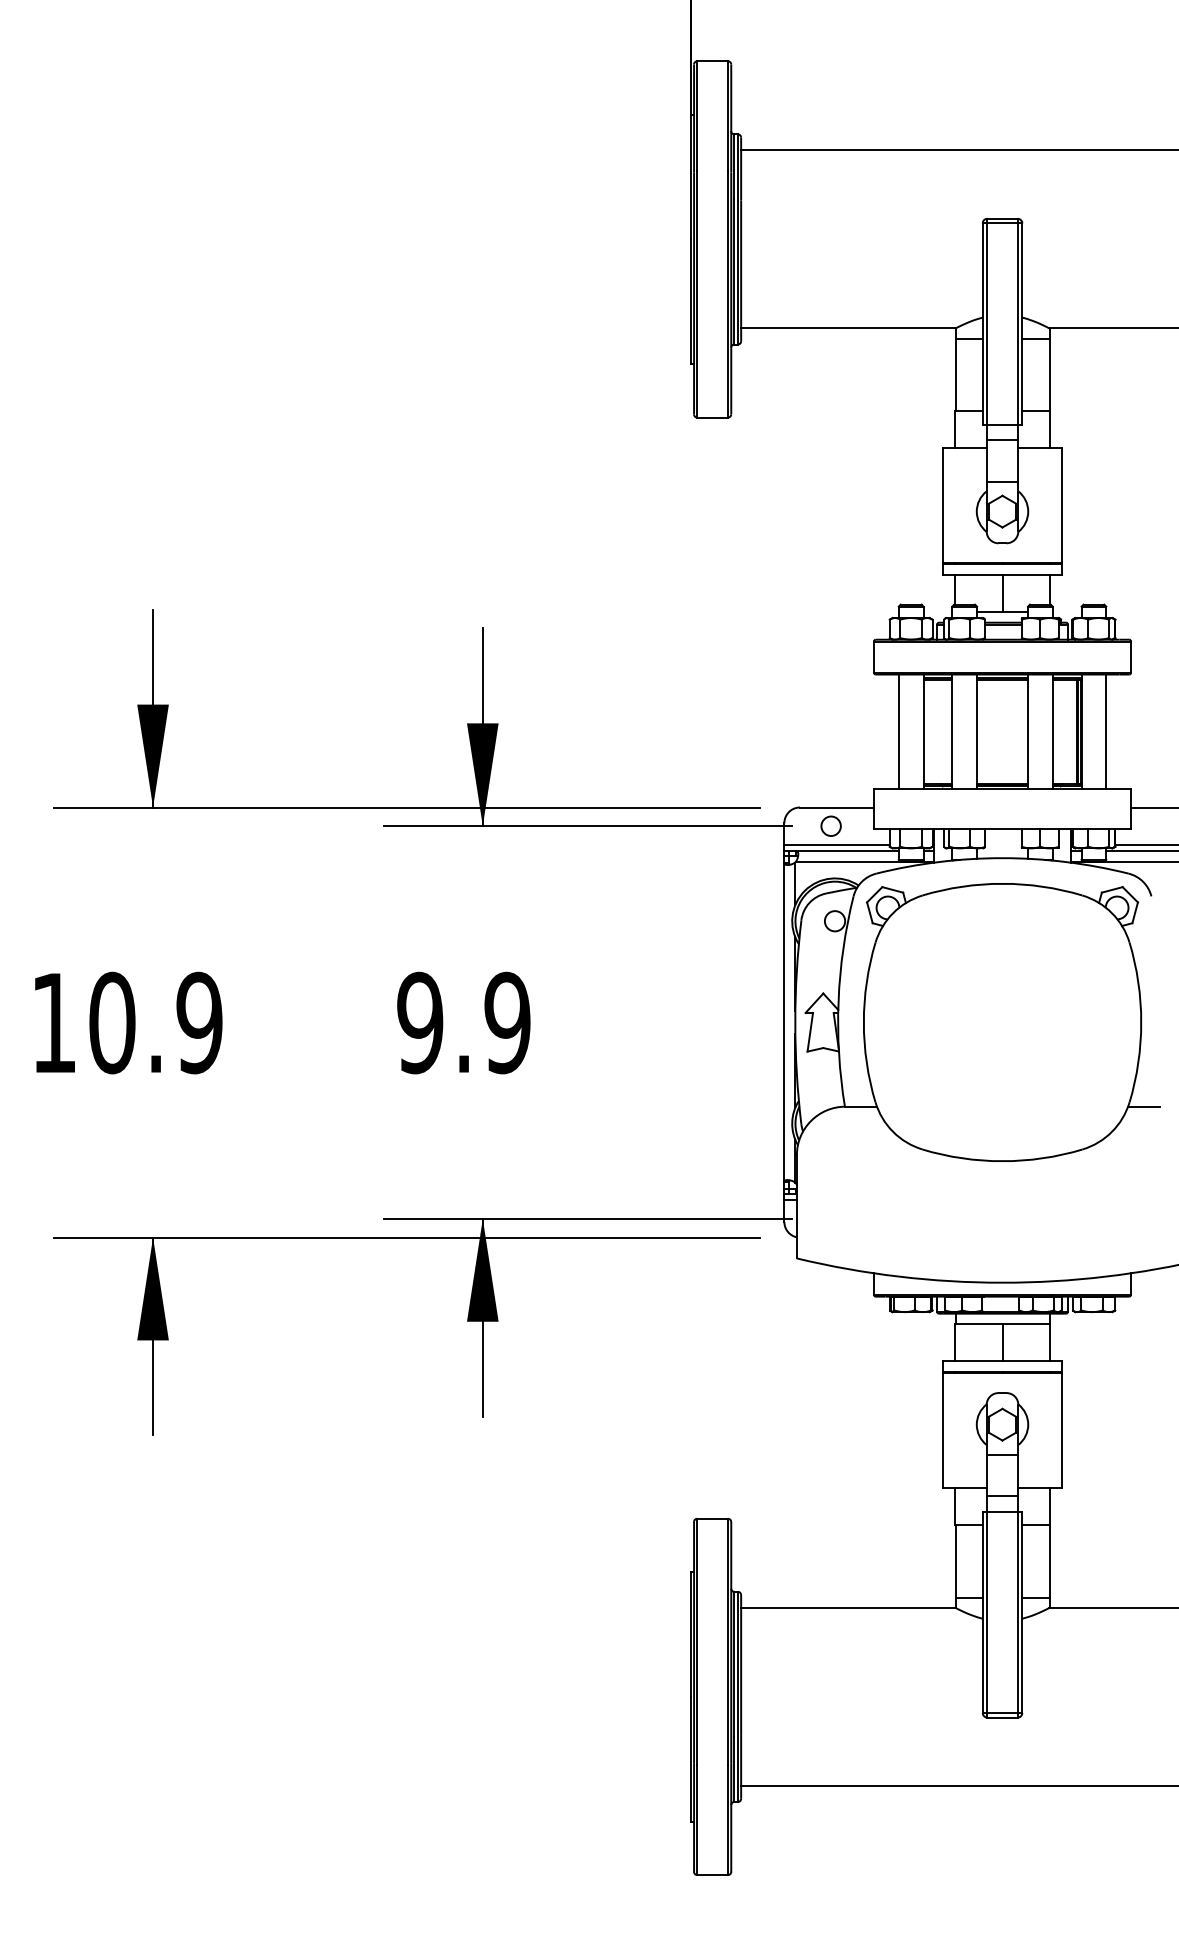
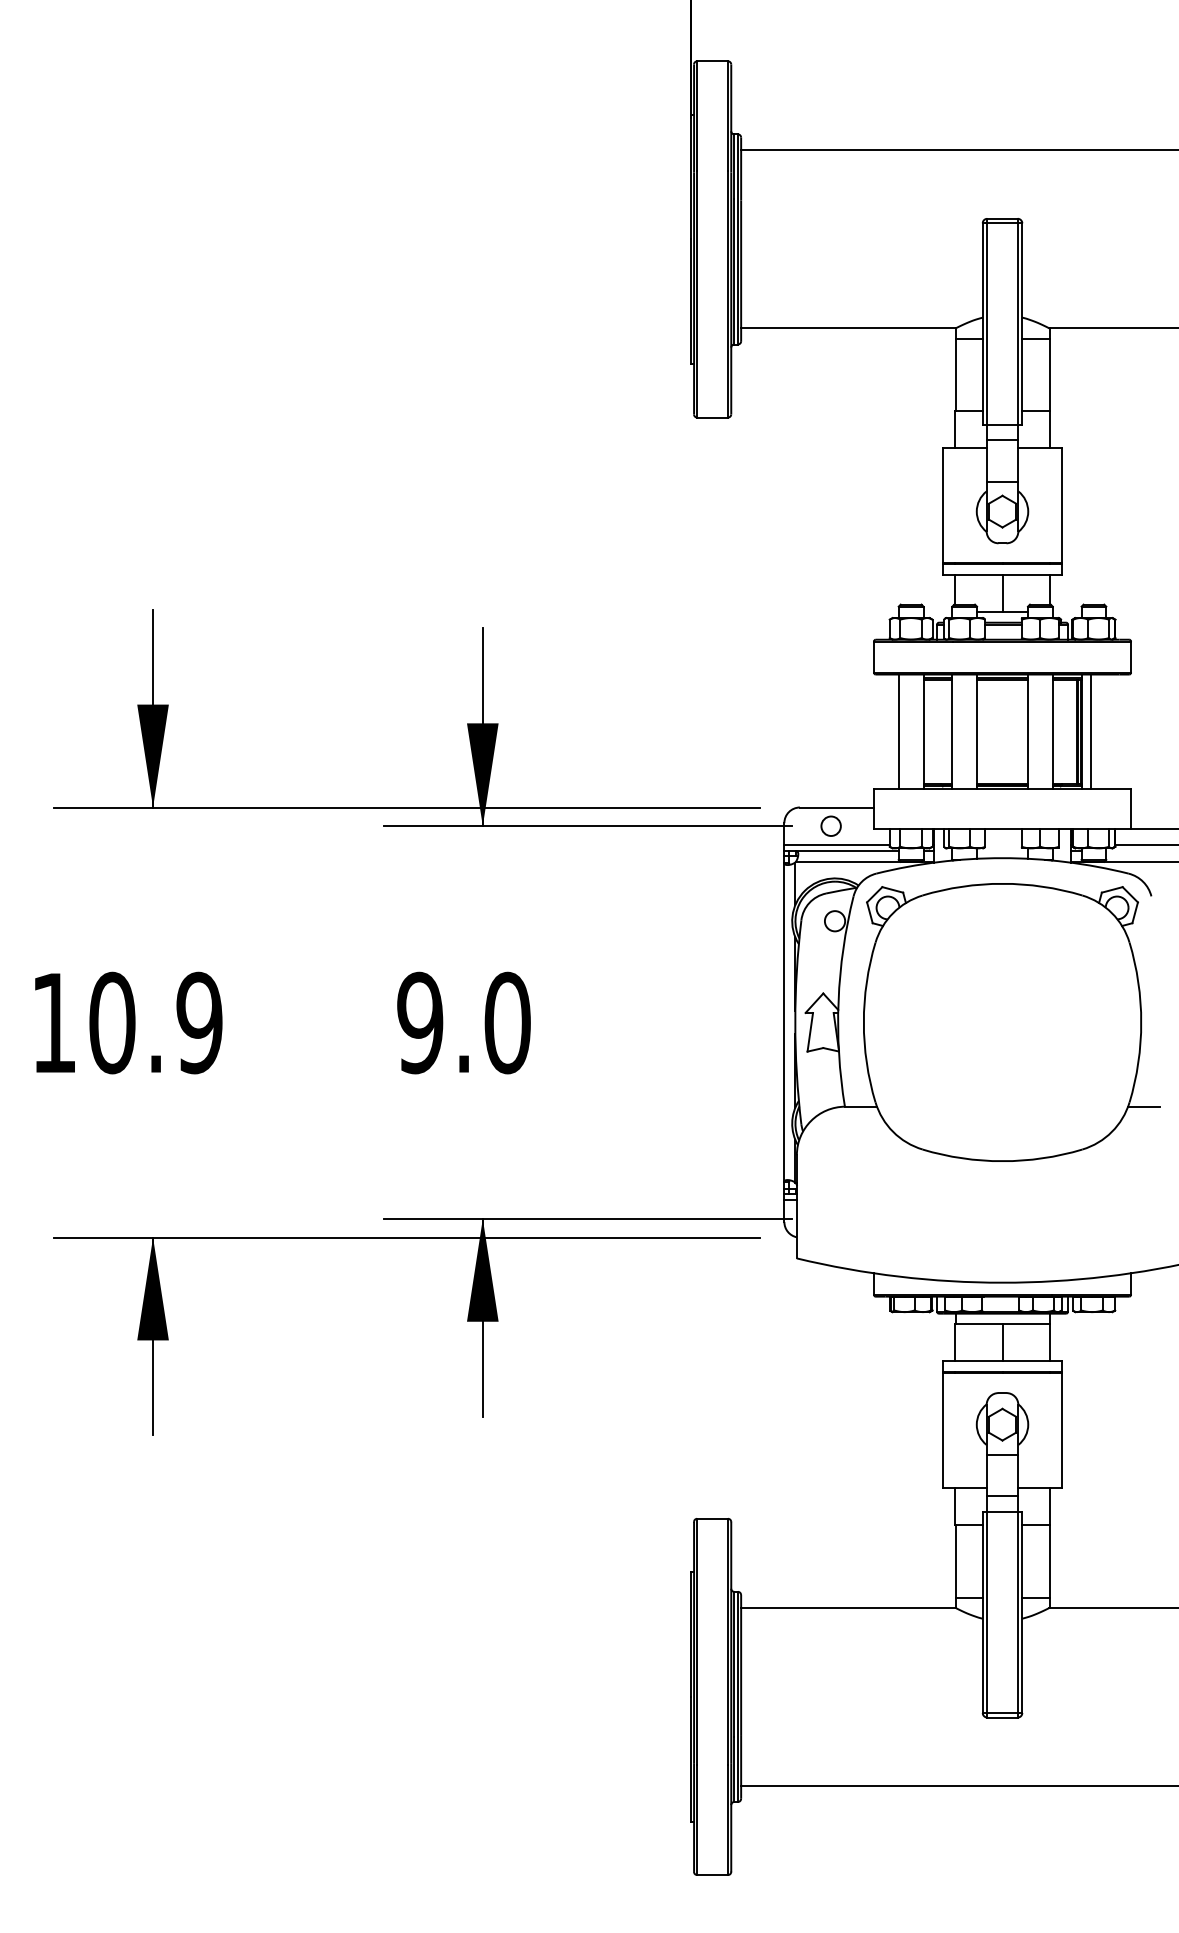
line position: (1106, 731) -> (1091, 731) (1091, 731)
line position: (1153, 807) -> (1153, 828) (1153, 828)
line: present -> none (1140, 851)
text: 9.9 -> 9.0 (507, 1022)
